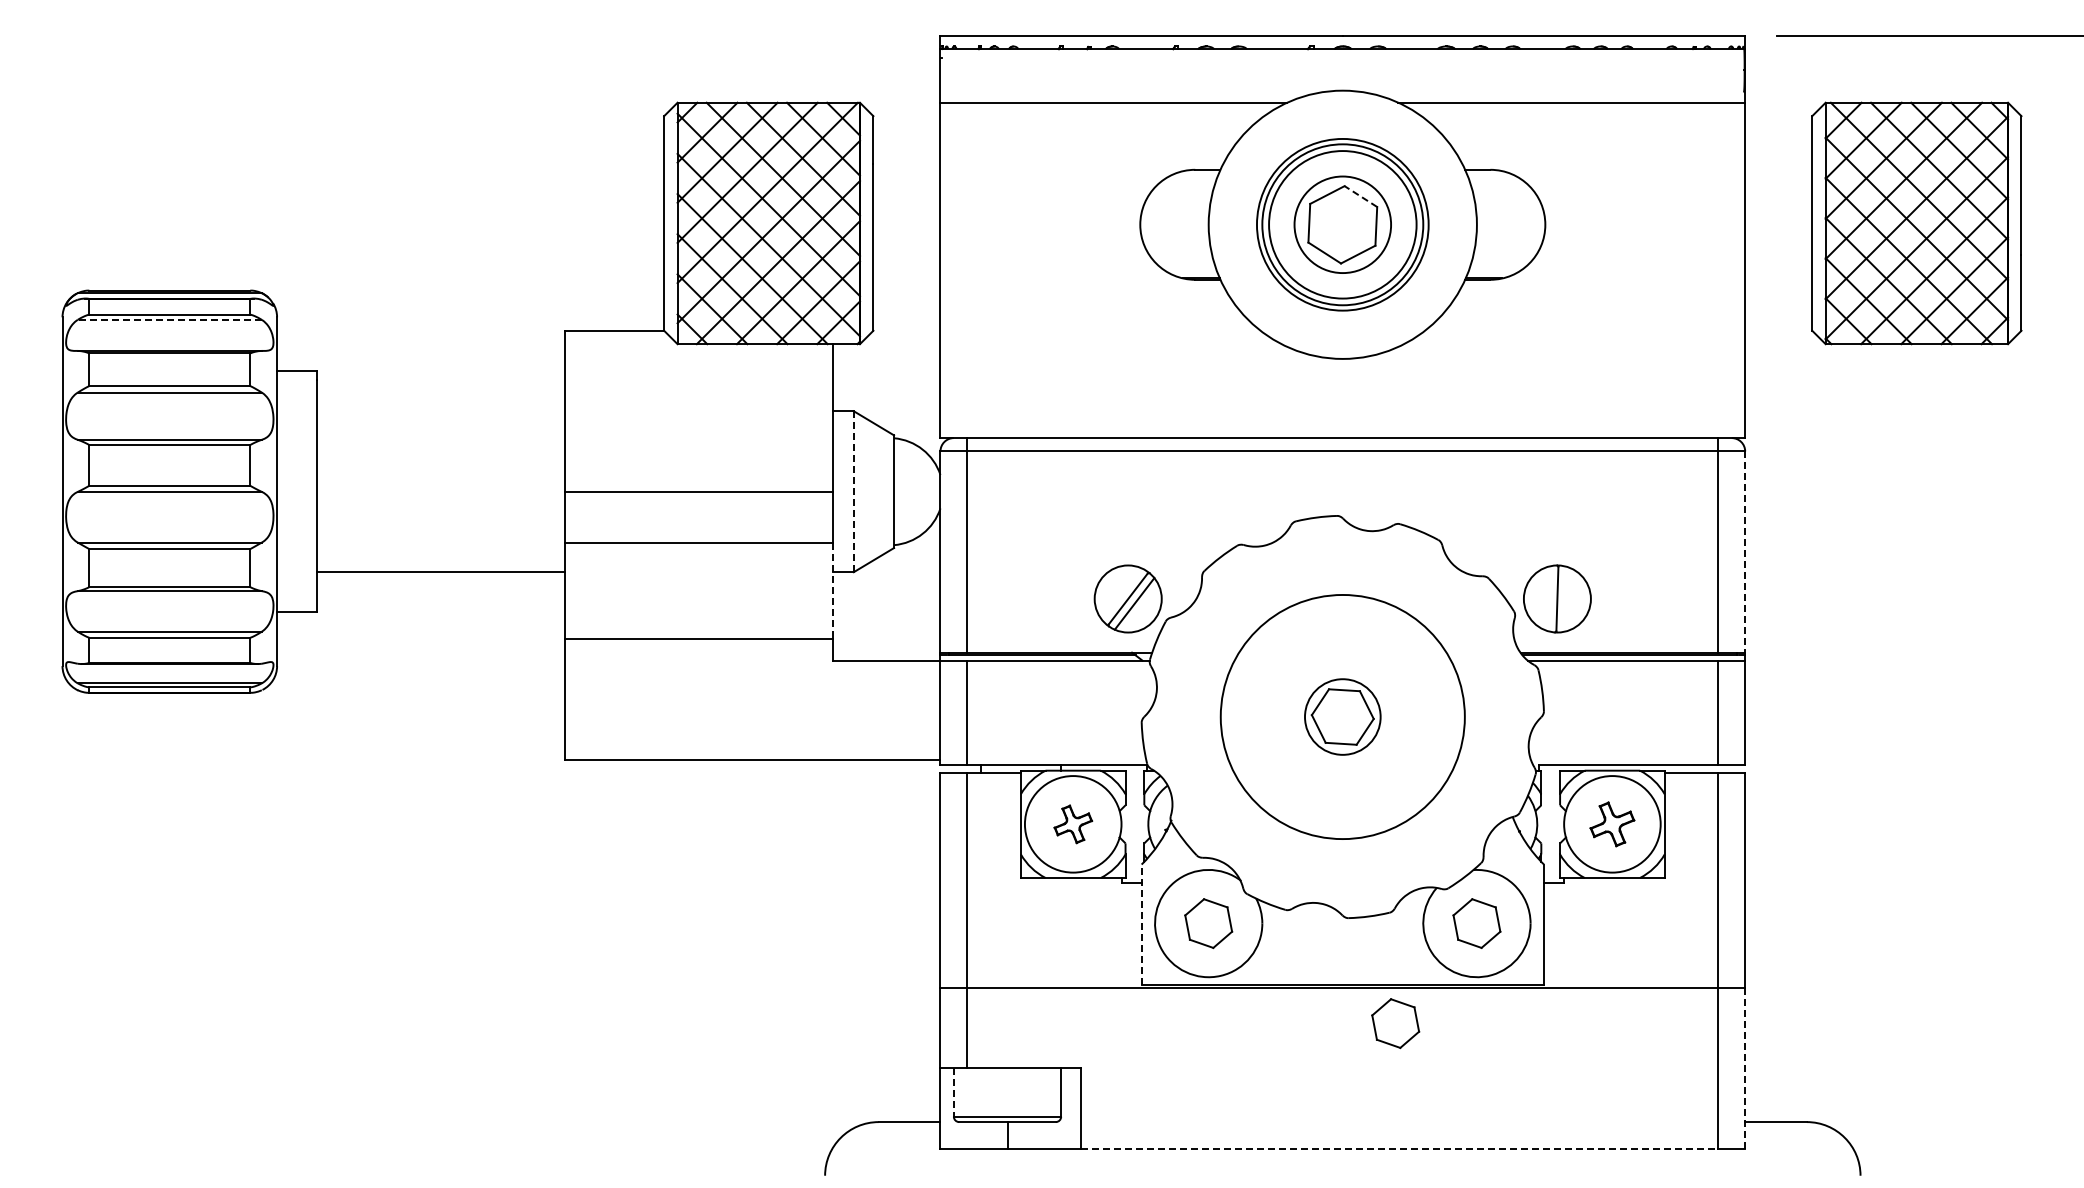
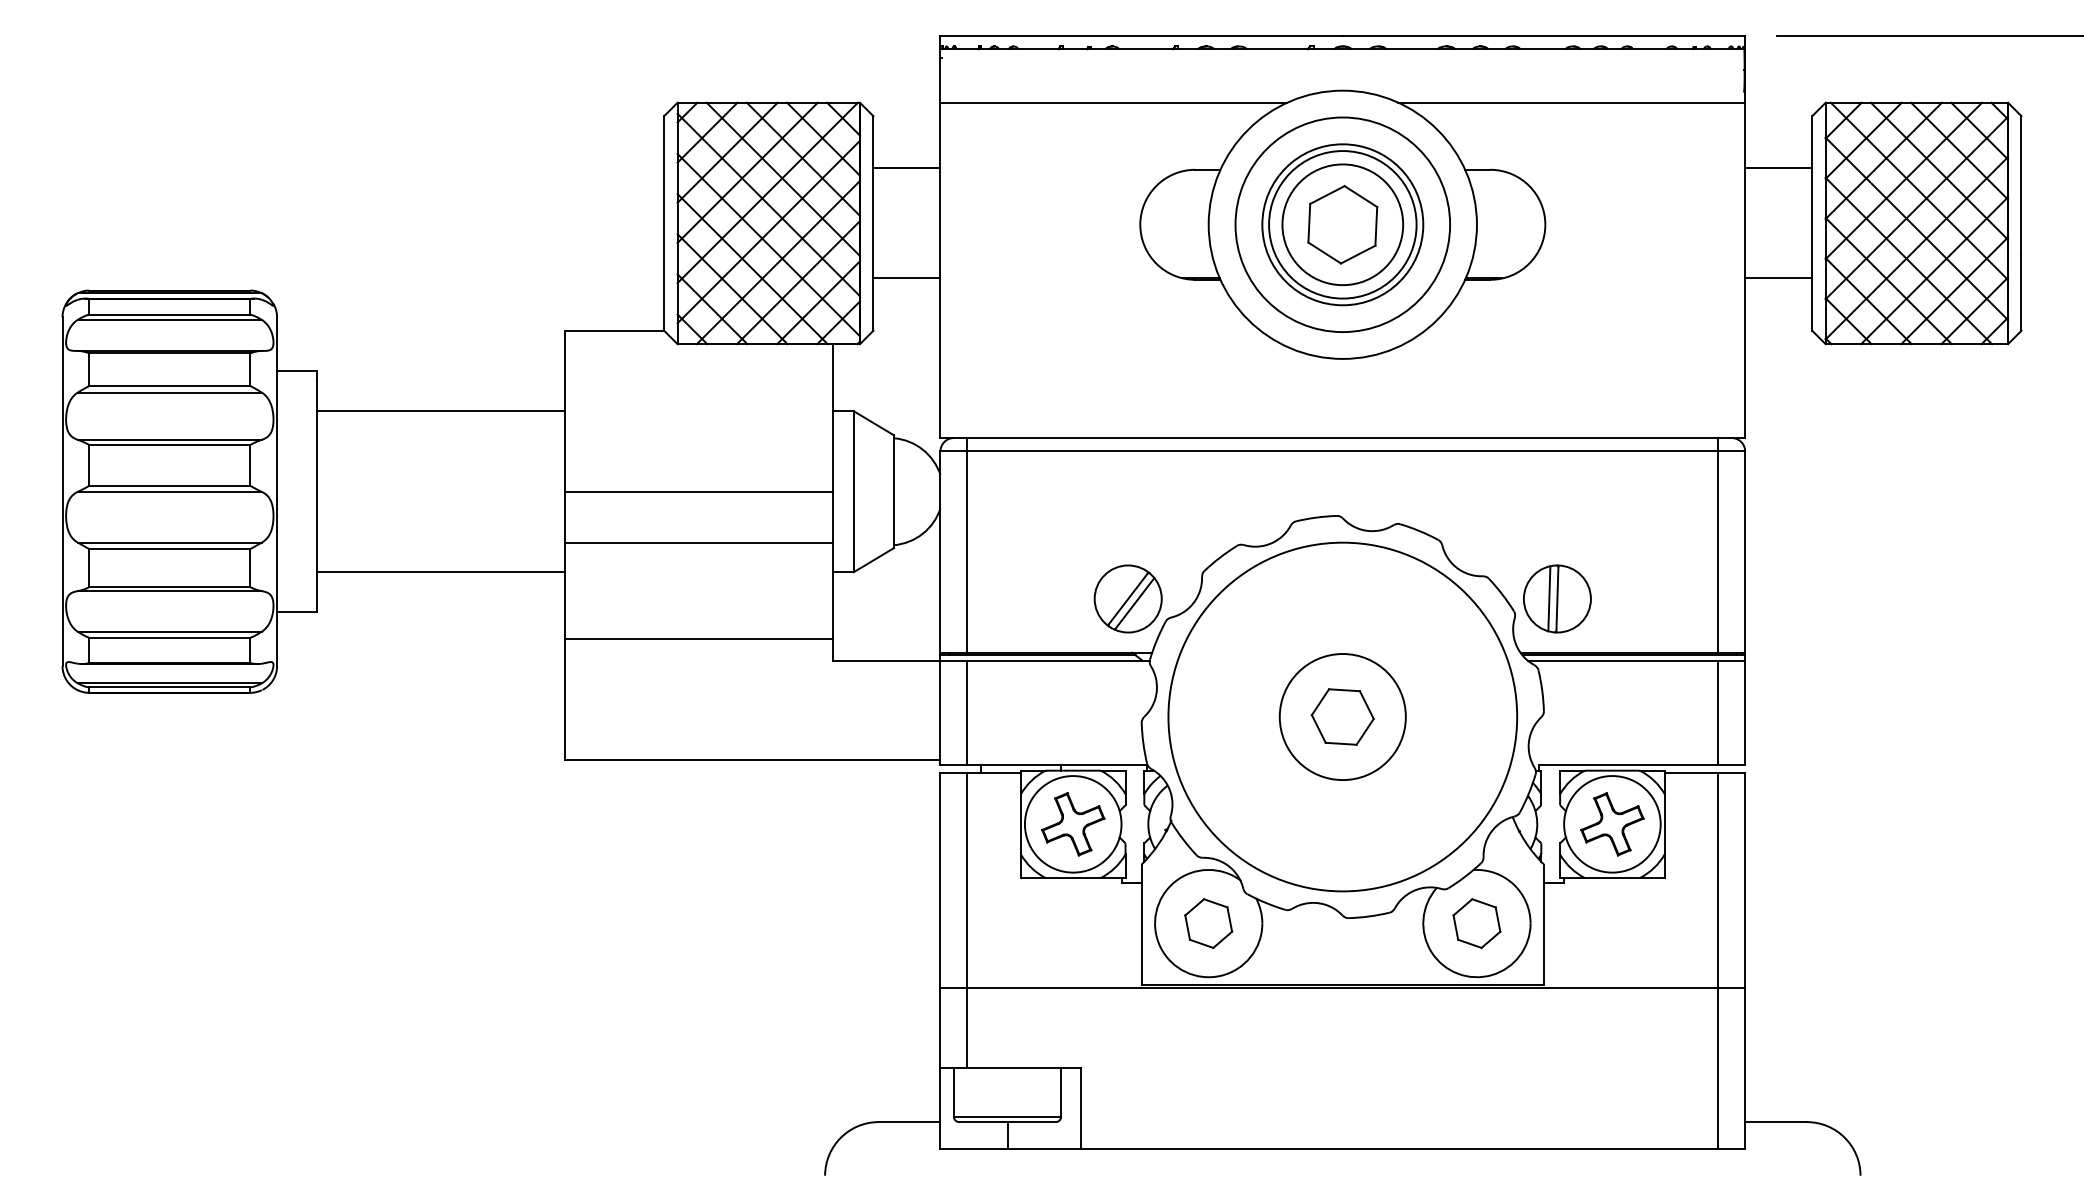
line: none -> present (906, 168)
line: none -> present (1778, 168)
line: dashed -> solid (1360, 196)
circle diameter: 172 px -> 215 px (1342, 224)
circle diameter: 97 px -> 121 px (1342, 224)
line: none -> present (906, 278)
line: none -> present (1778, 278)
line: dashed -> solid (169, 319)
line: none -> present (440, 411)
line: dashed -> solid (853, 492)
line: dashed -> solid (1745, 552)
line: dashed -> solid (833, 591)
line: none -> present (1549, 598)
circle diameter: 244 px -> 349 px (1342, 716)
circle diameter: 76 px -> 126 px (1342, 717)
part size: 41x41 px -> 65x65 px (1073, 824)
part size: 47x47 px -> 65x65 px (1612, 824)
line: dashed -> solid (1141, 924)
part: present -> none (1395, 1023)
line: dashed -> solid (1745, 1068)
line: dashed -> solid (953, 1093)
line: dashed -> solid (1399, 1148)
